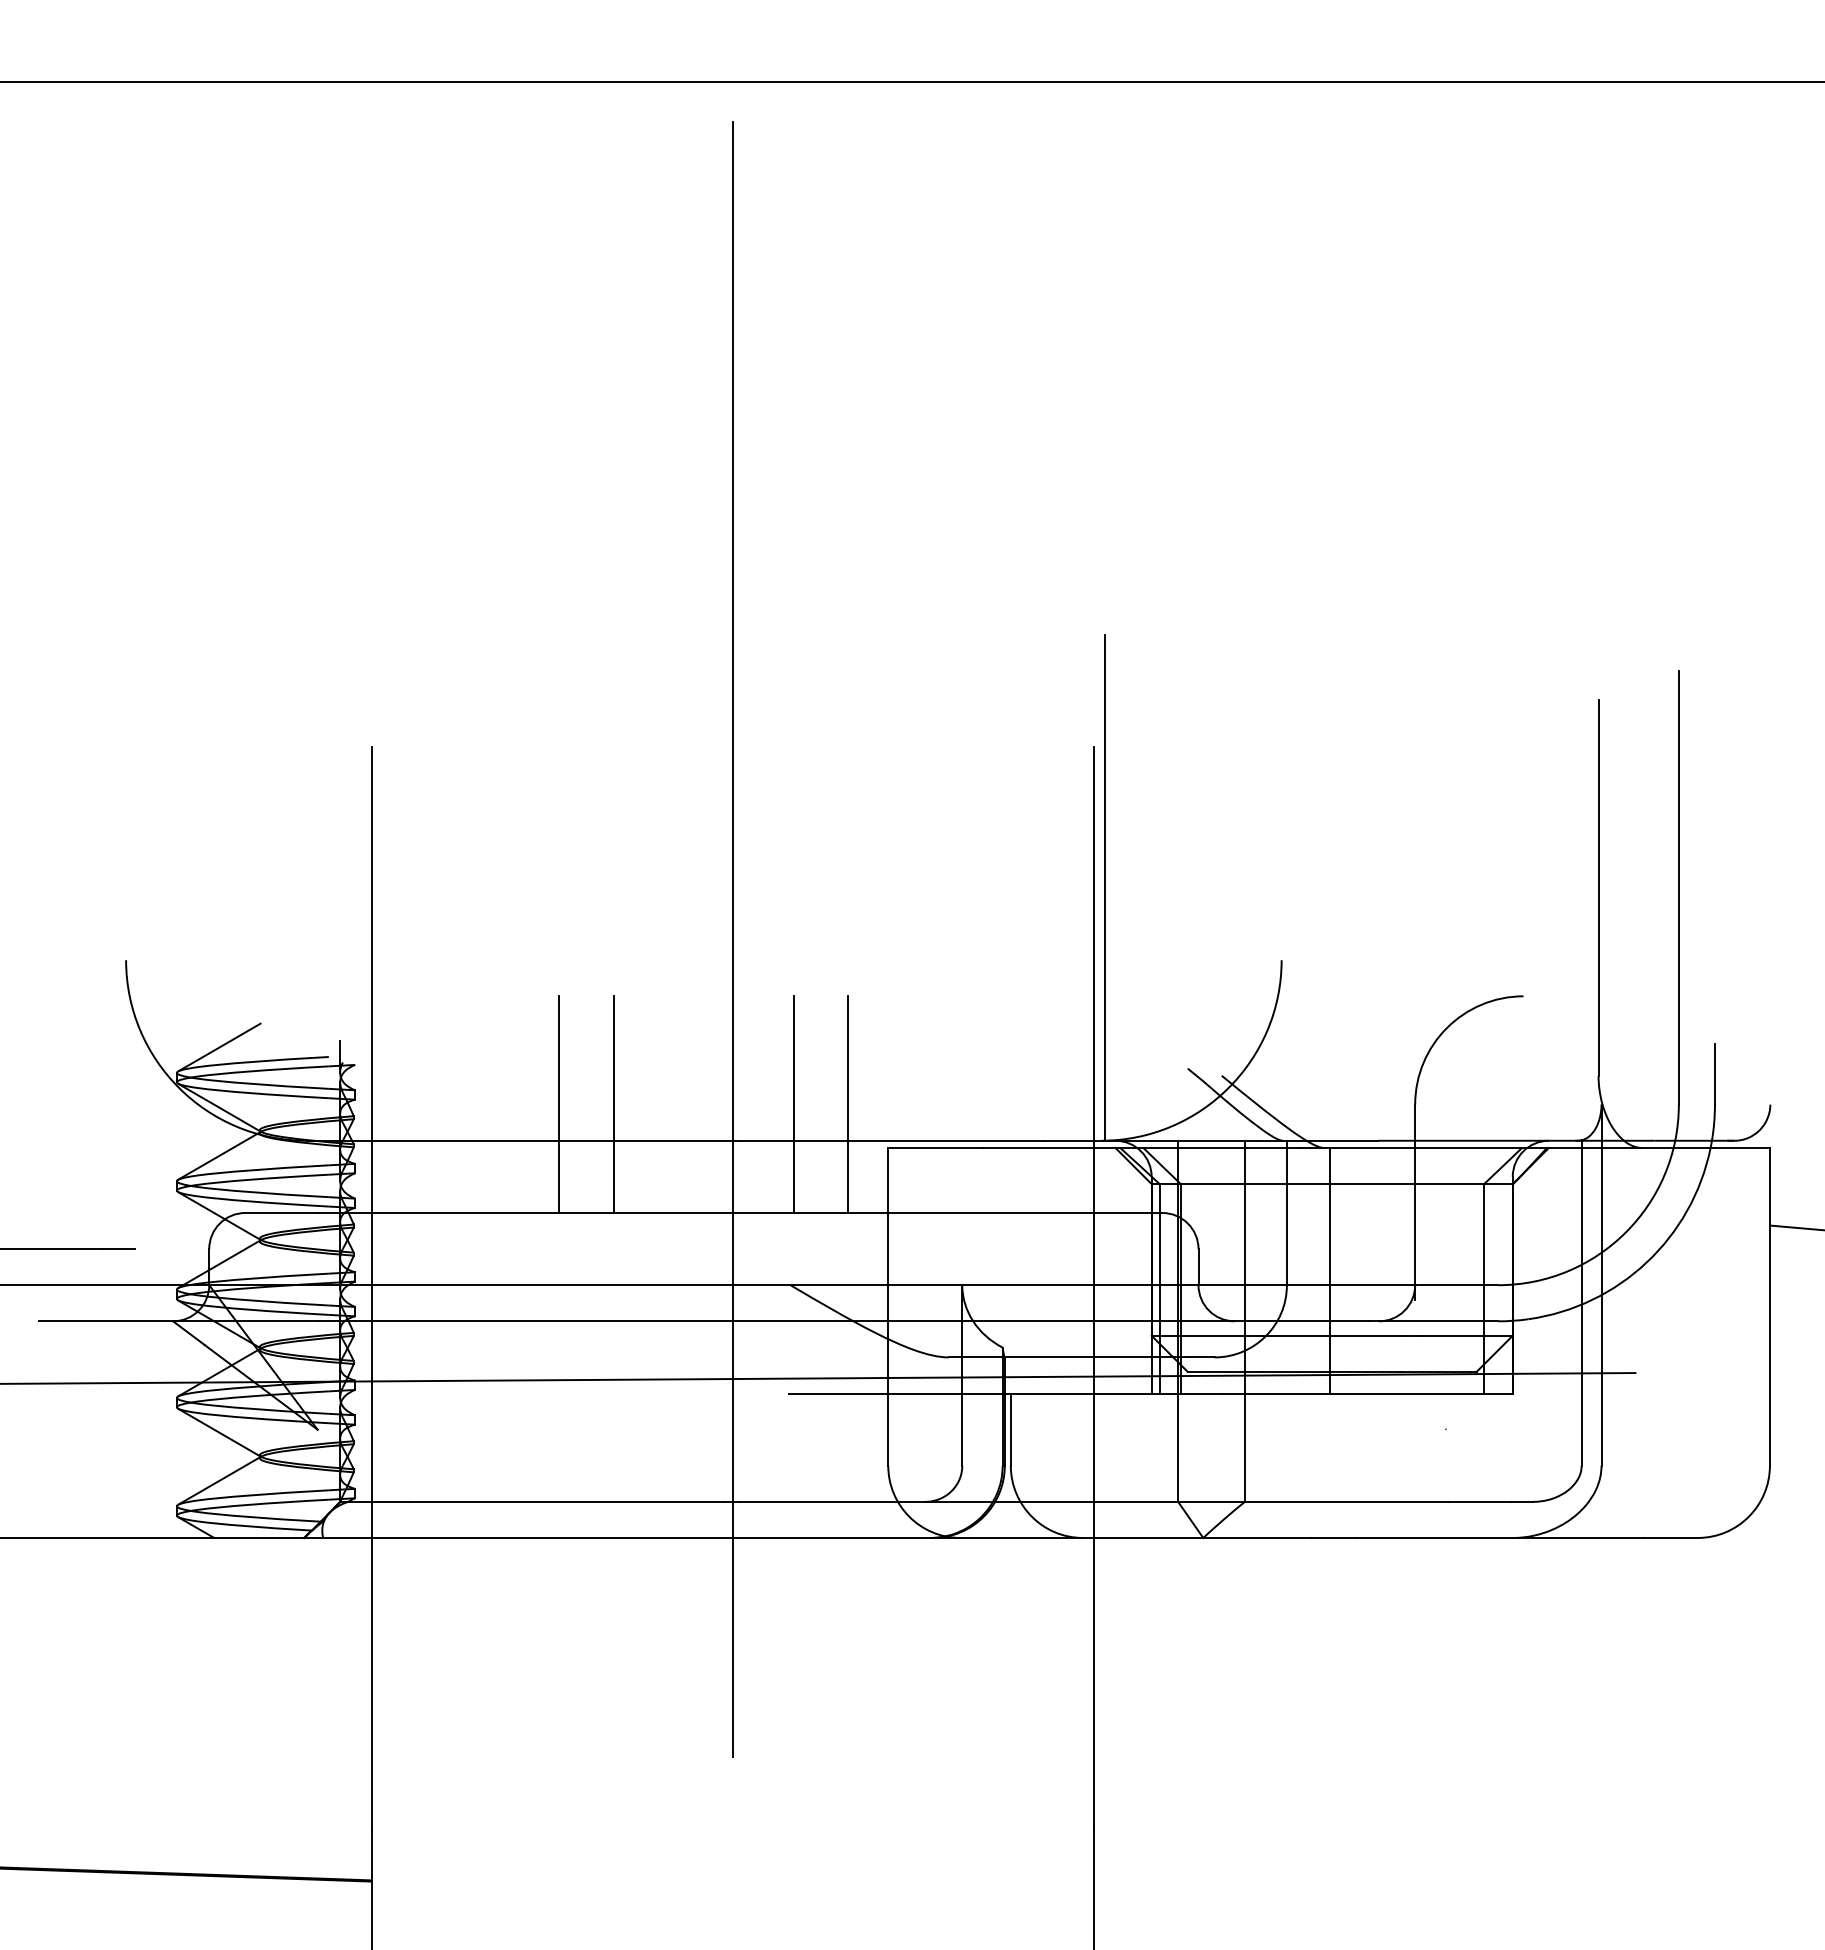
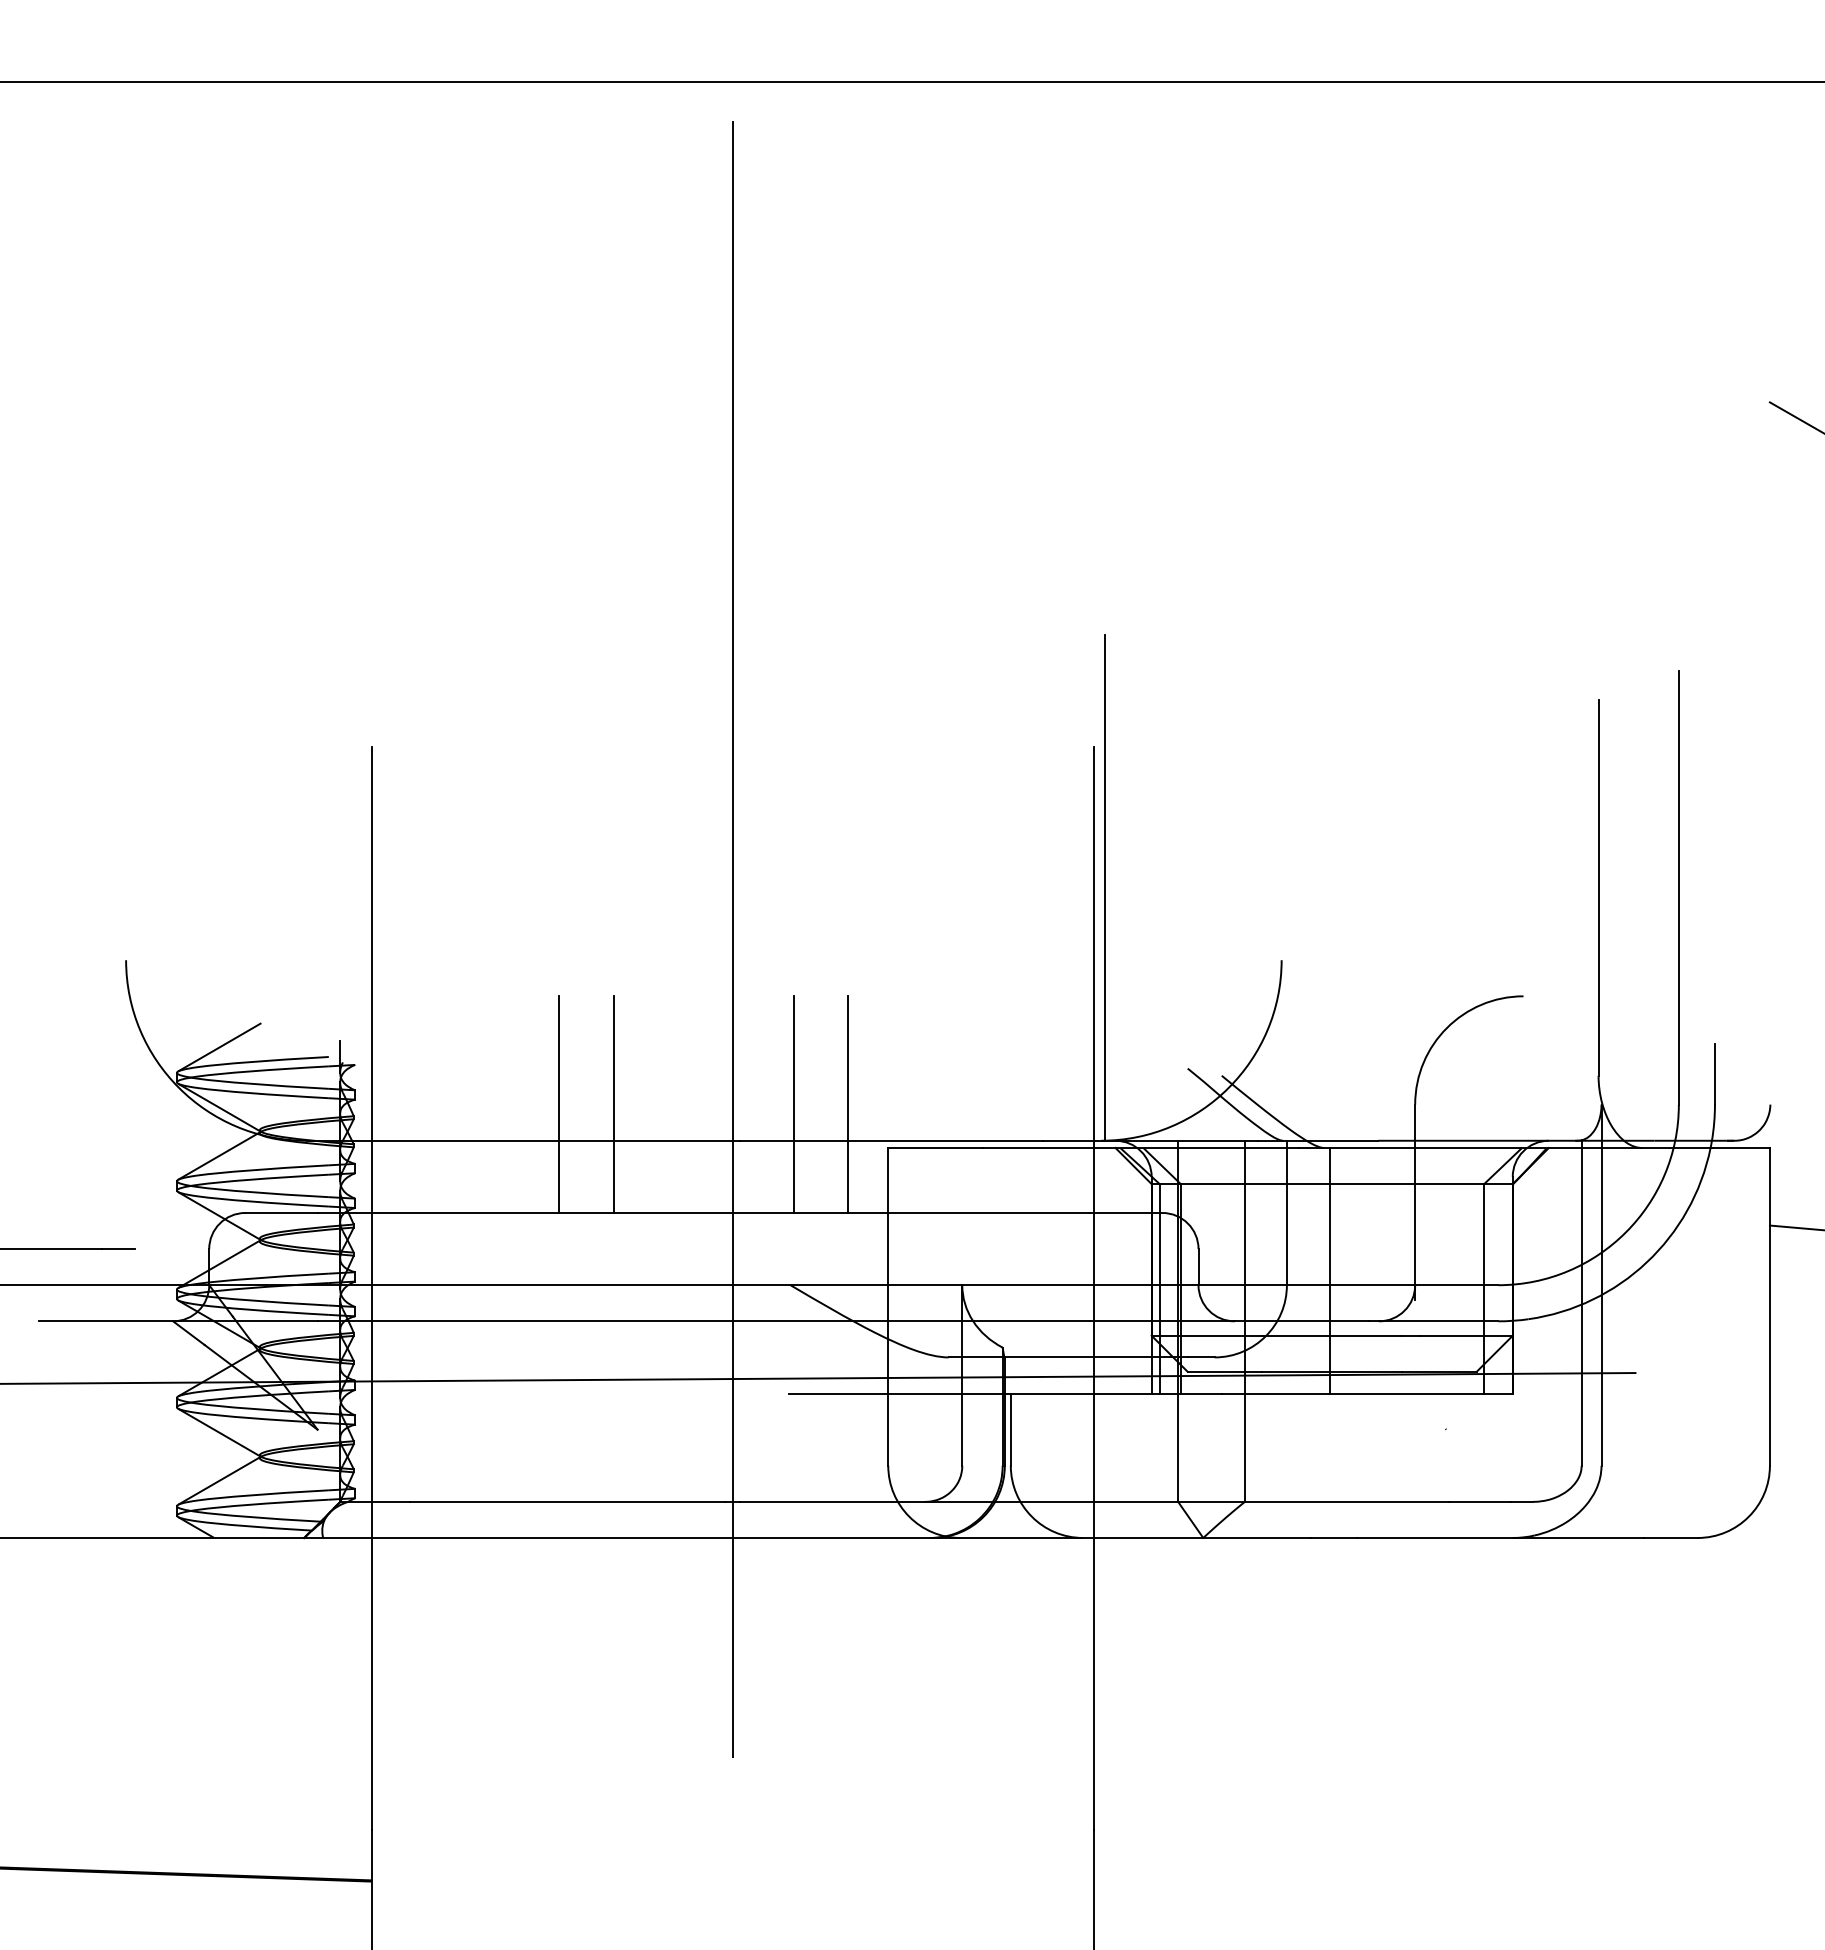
line: none -> present (1795, 417)
